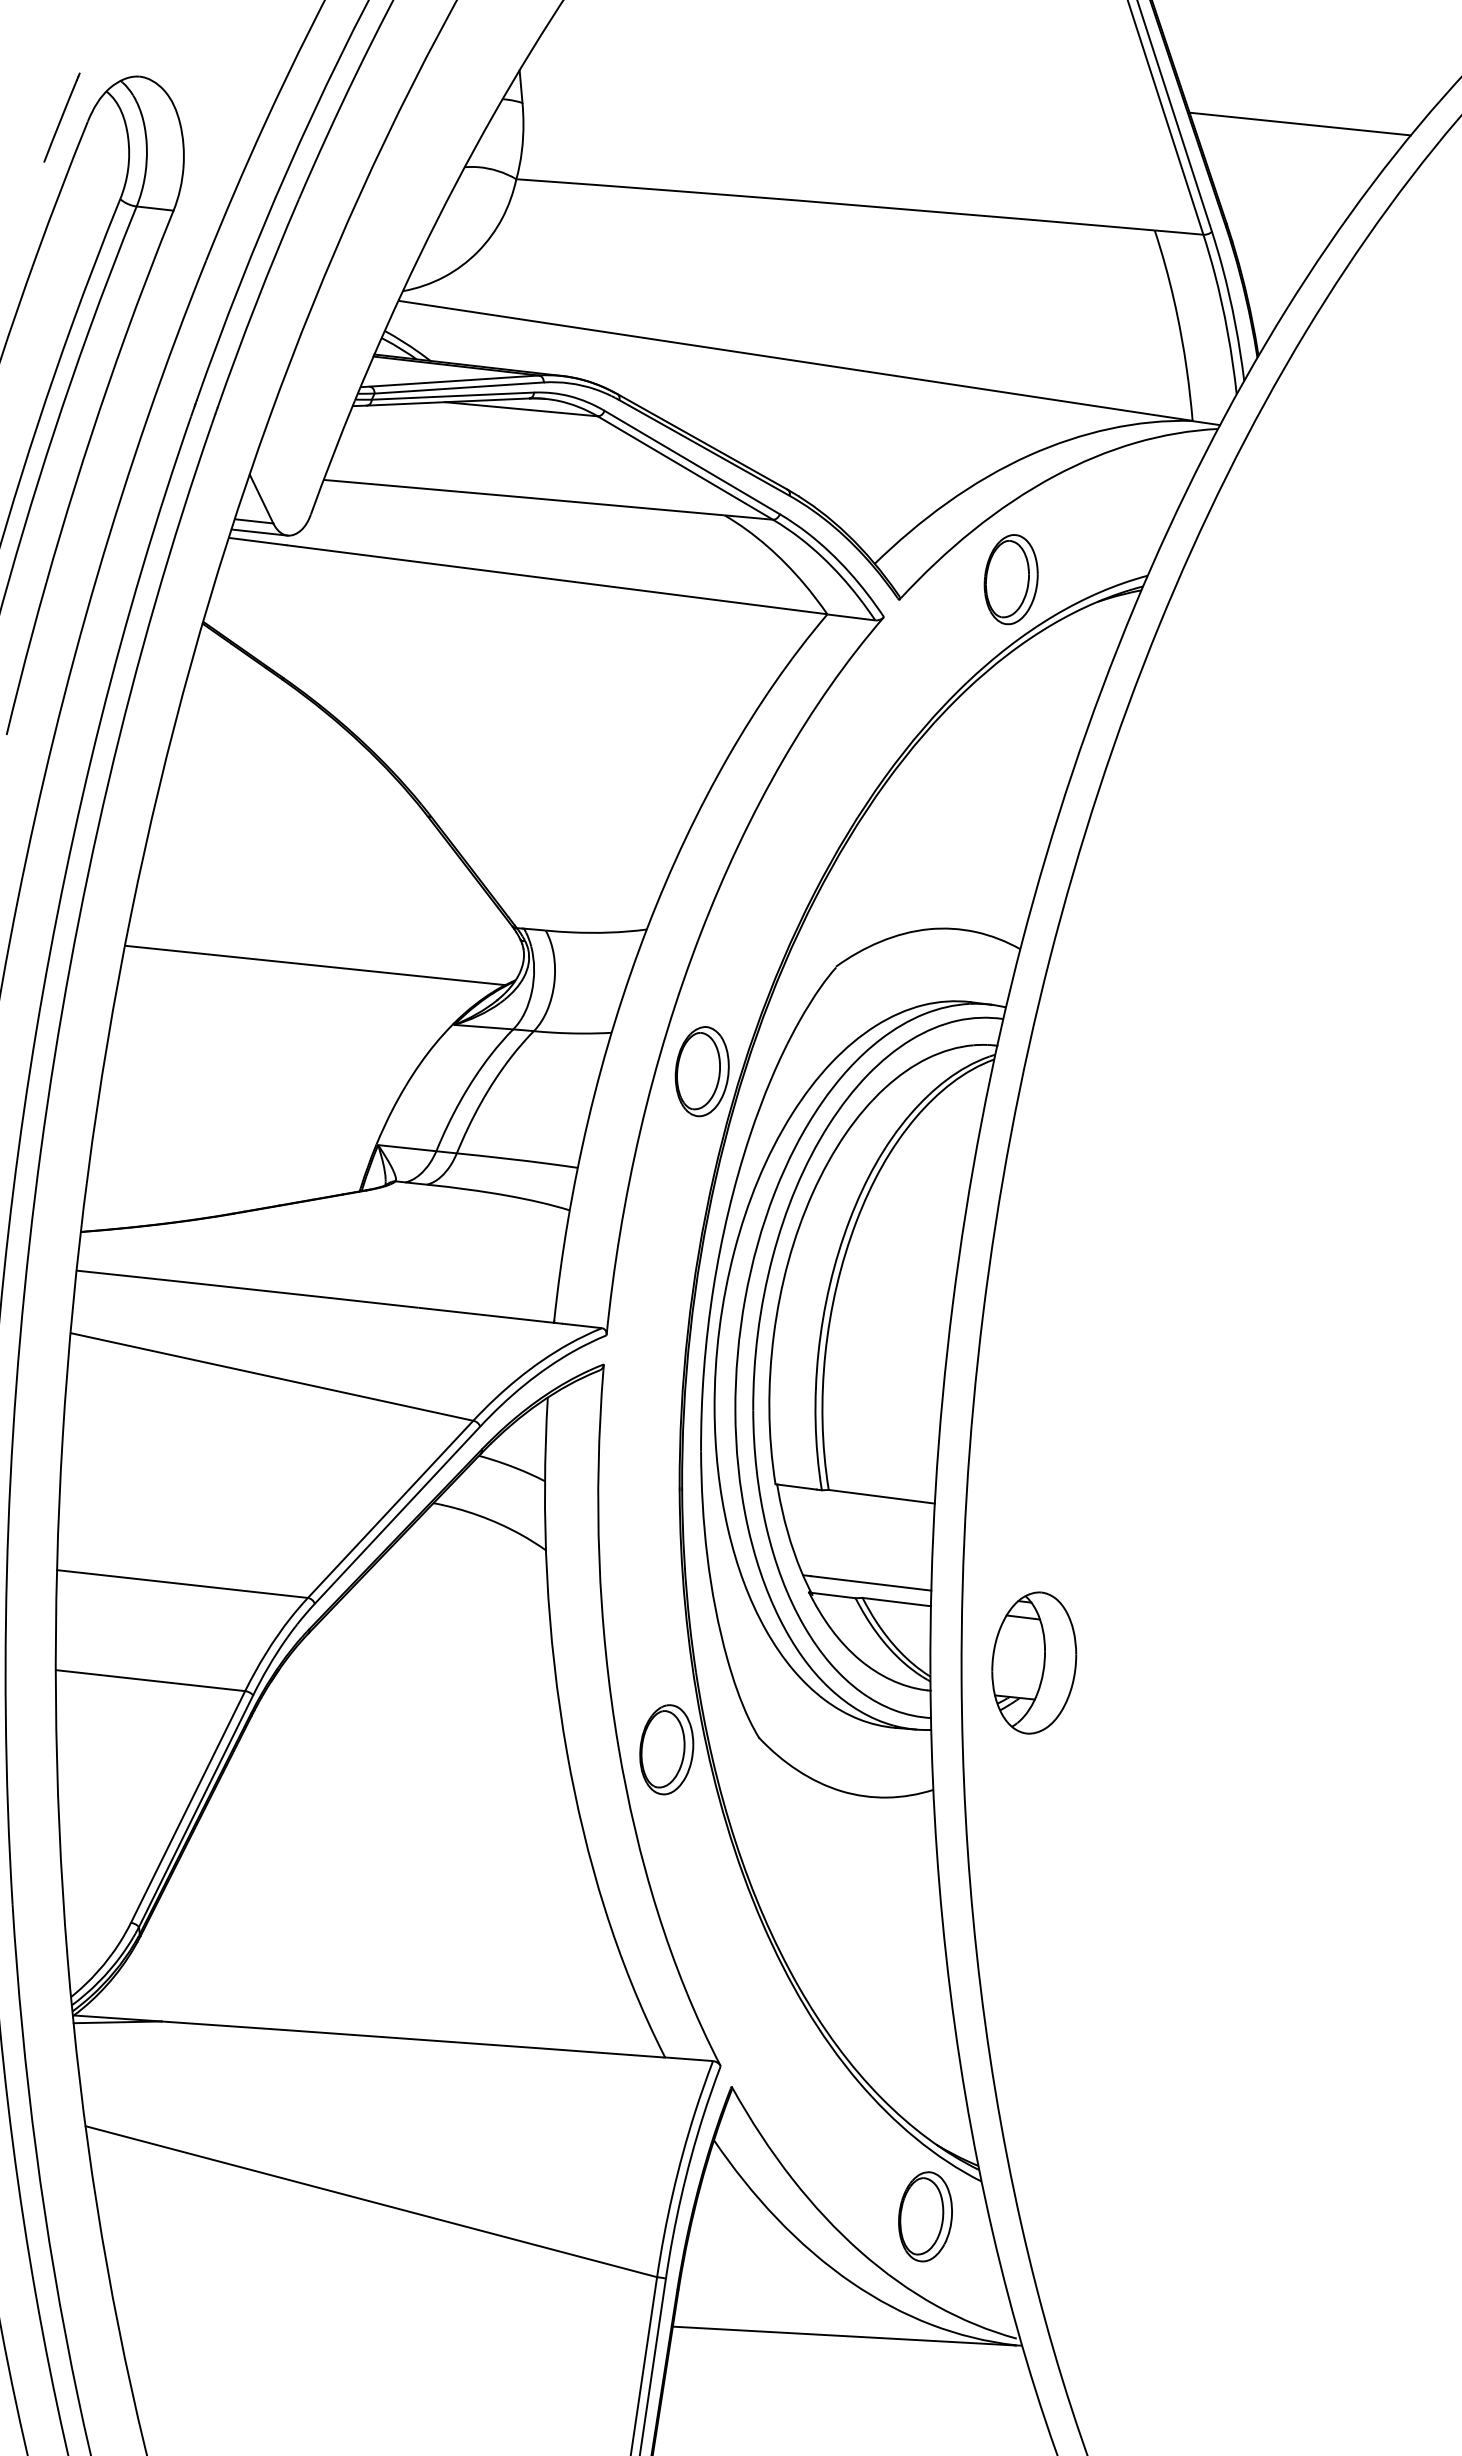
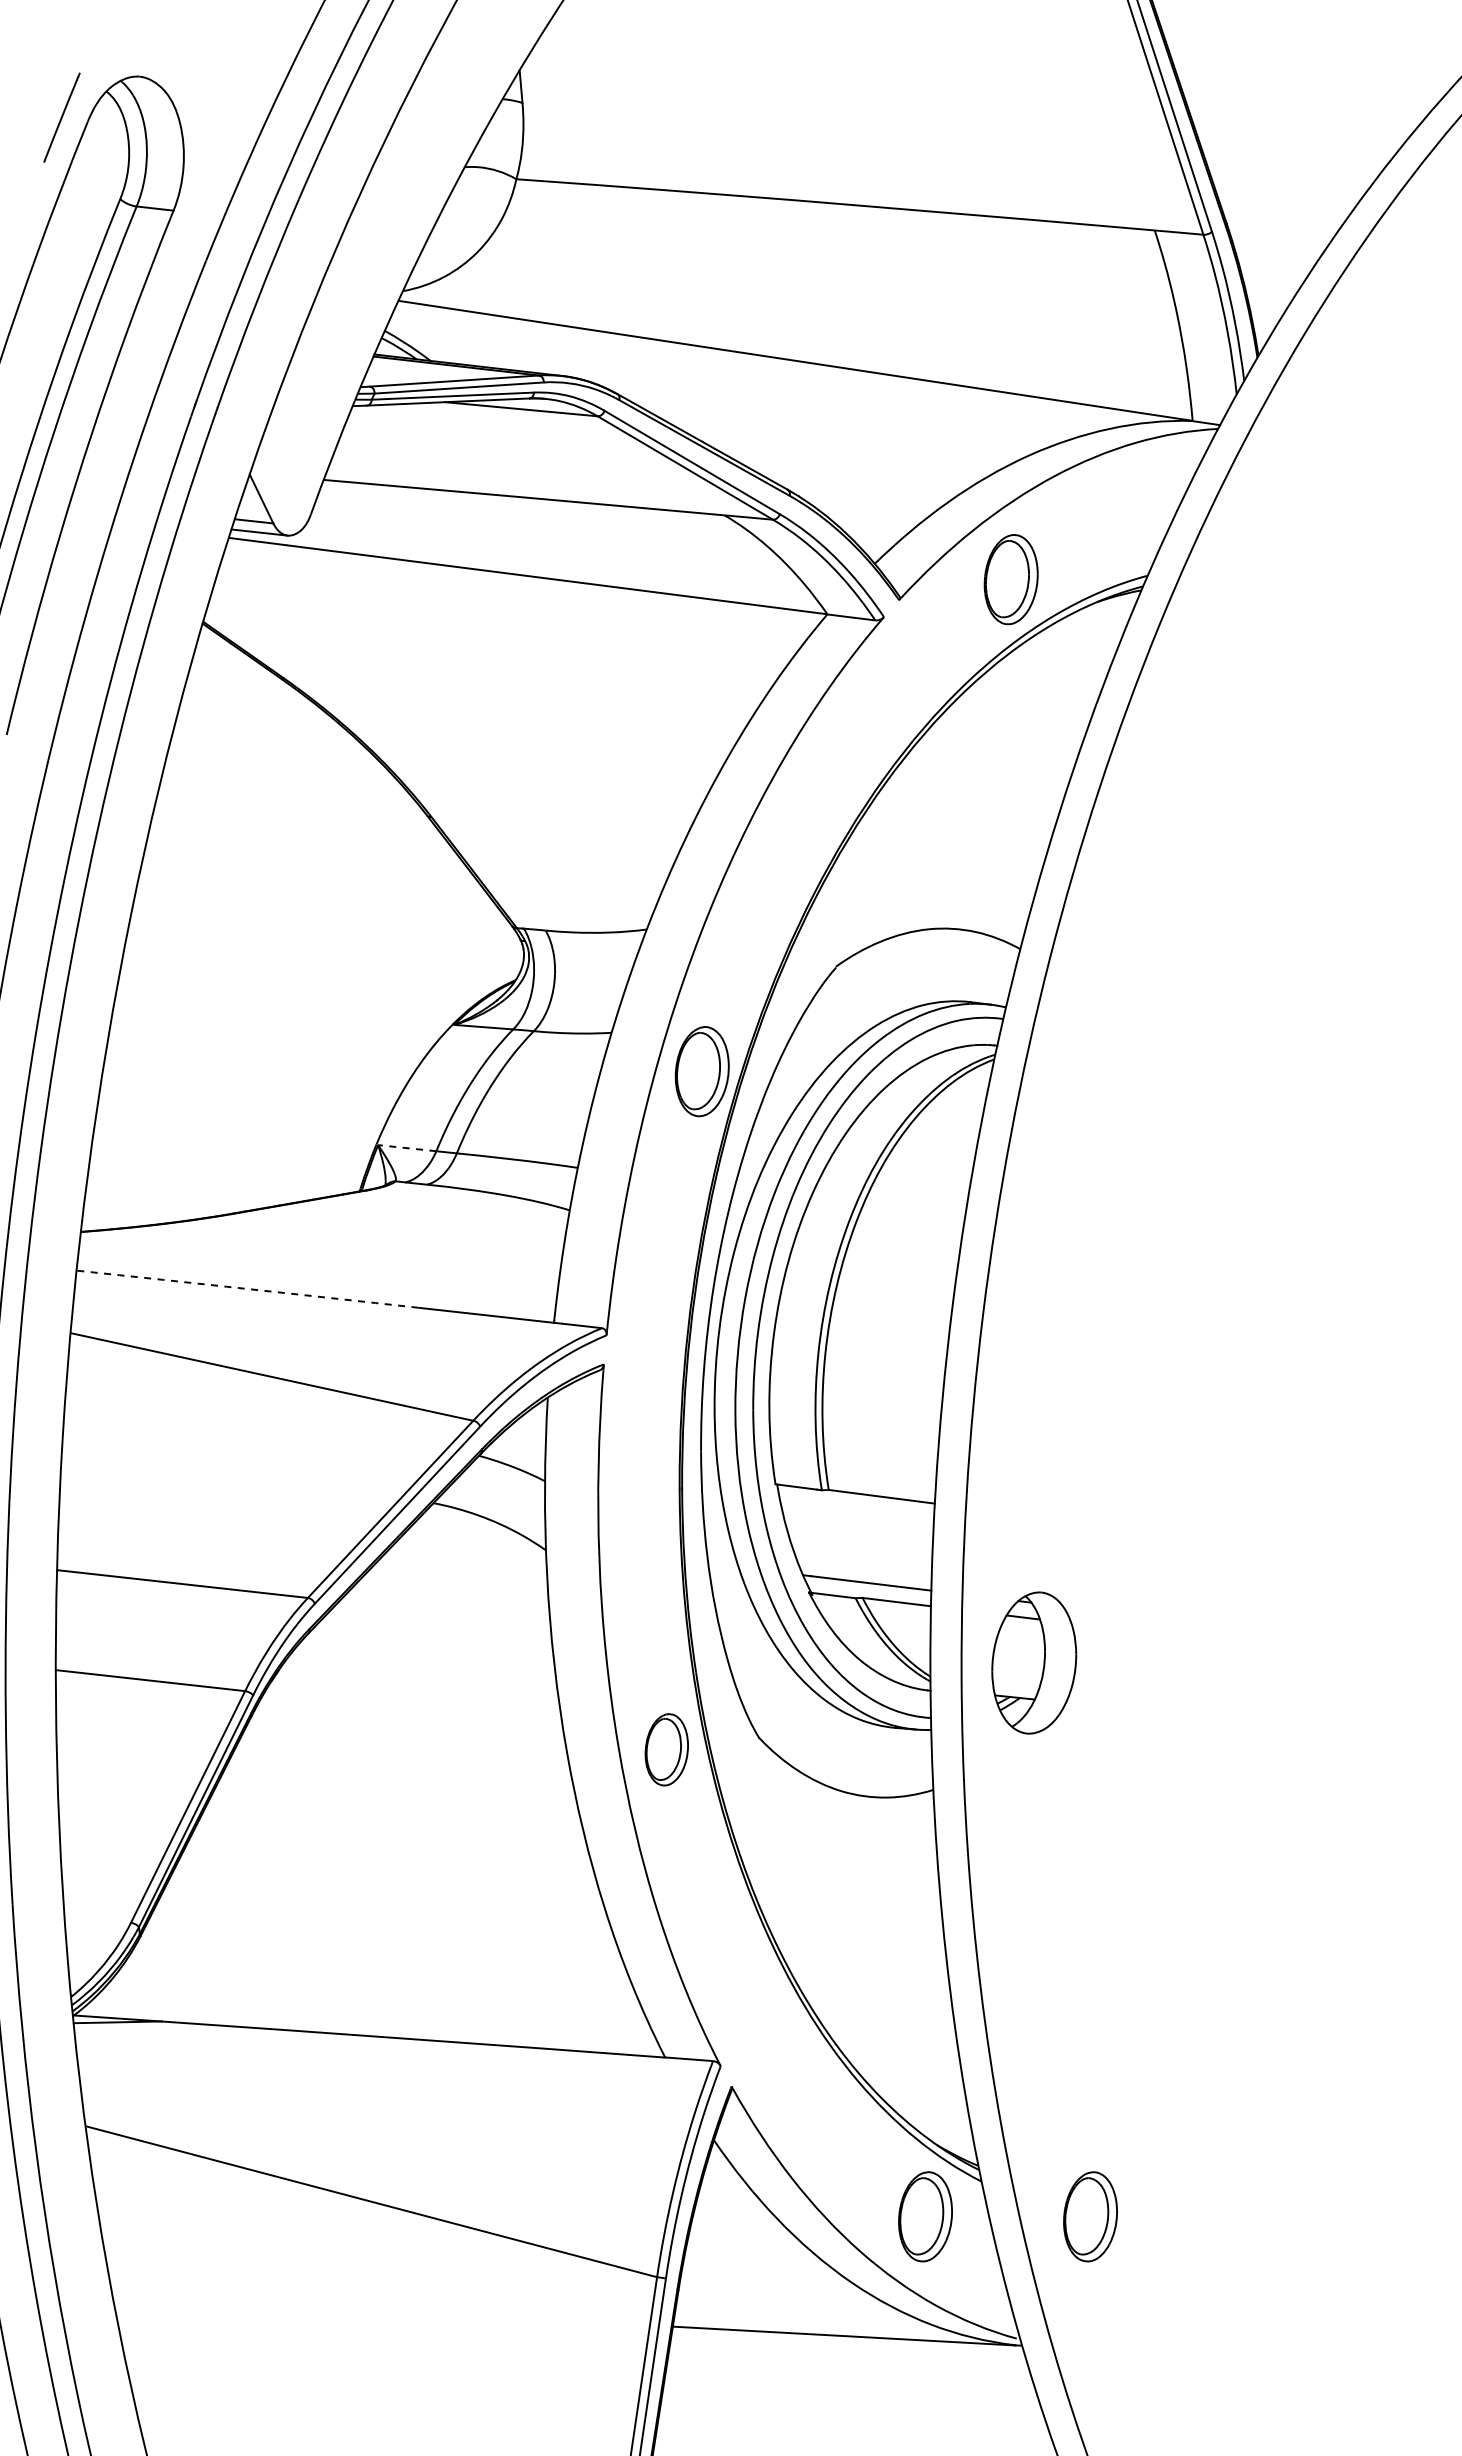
line: present -> none (1299, 123)
line: present -> none (315, 965)
line: solid -> dashed (406, 1148)
arc: solid -> dashed (247, 1289)
part size: 56x92 px -> 45x74 px (666, 1749)
part: none -> present (1090, 2216)
